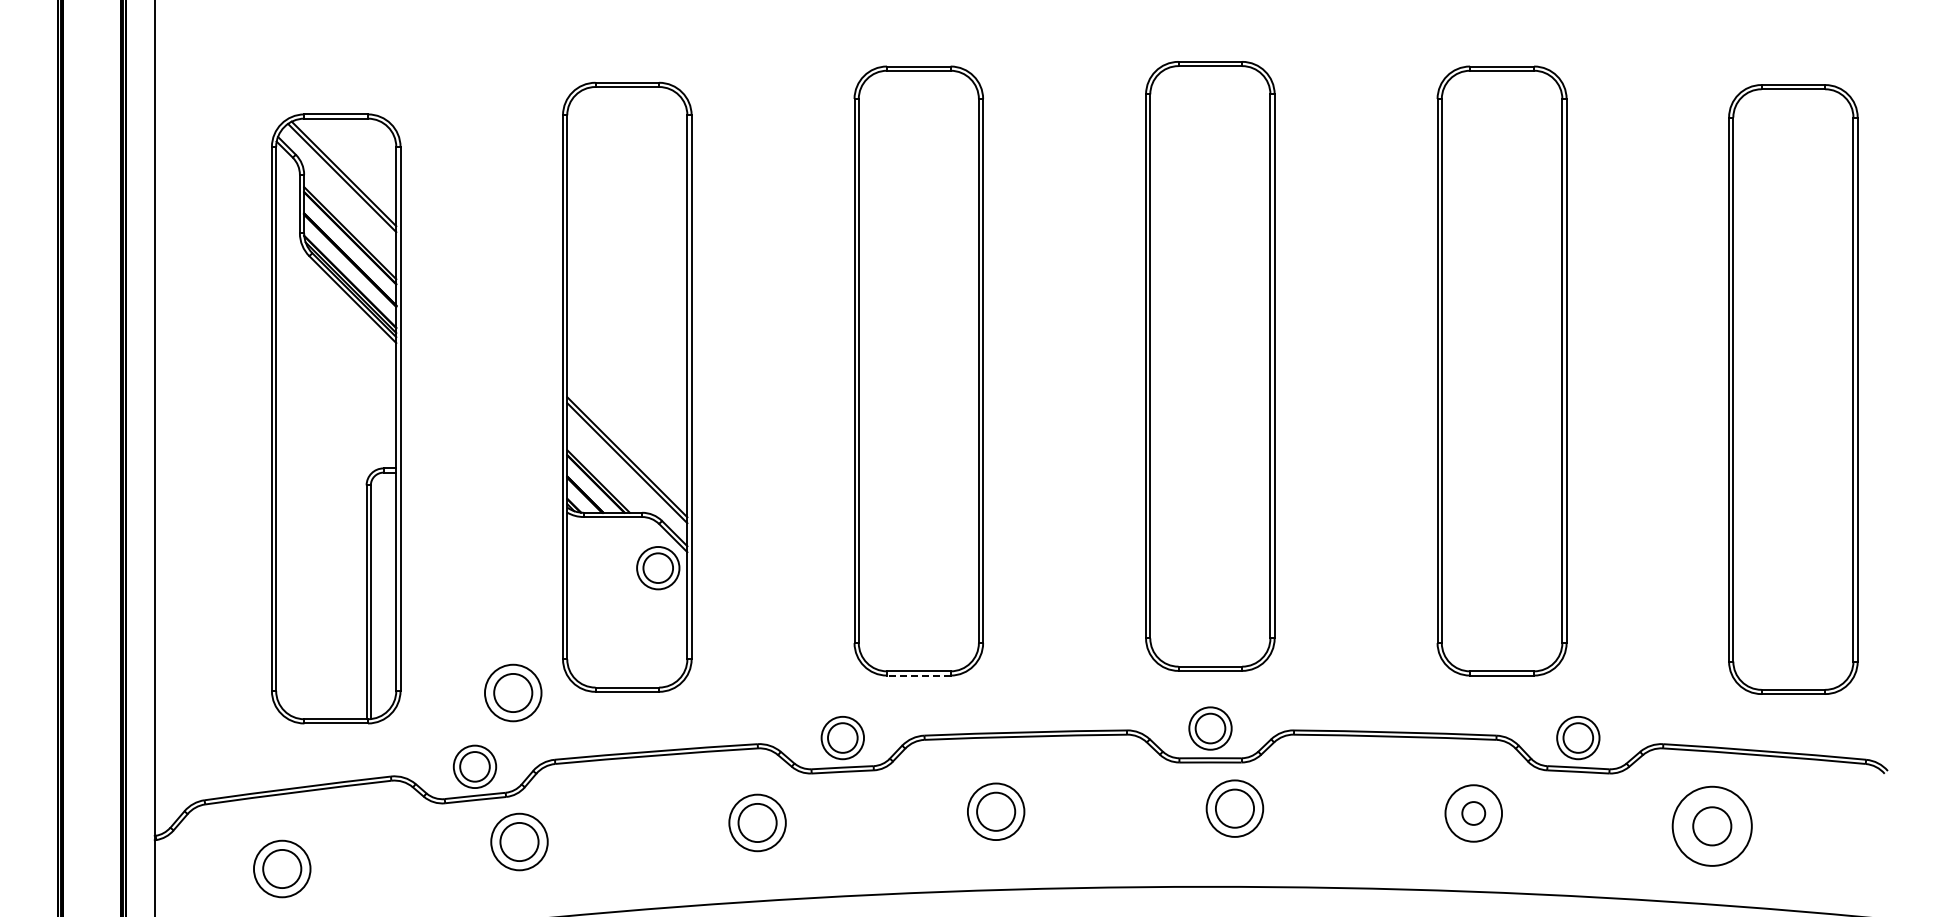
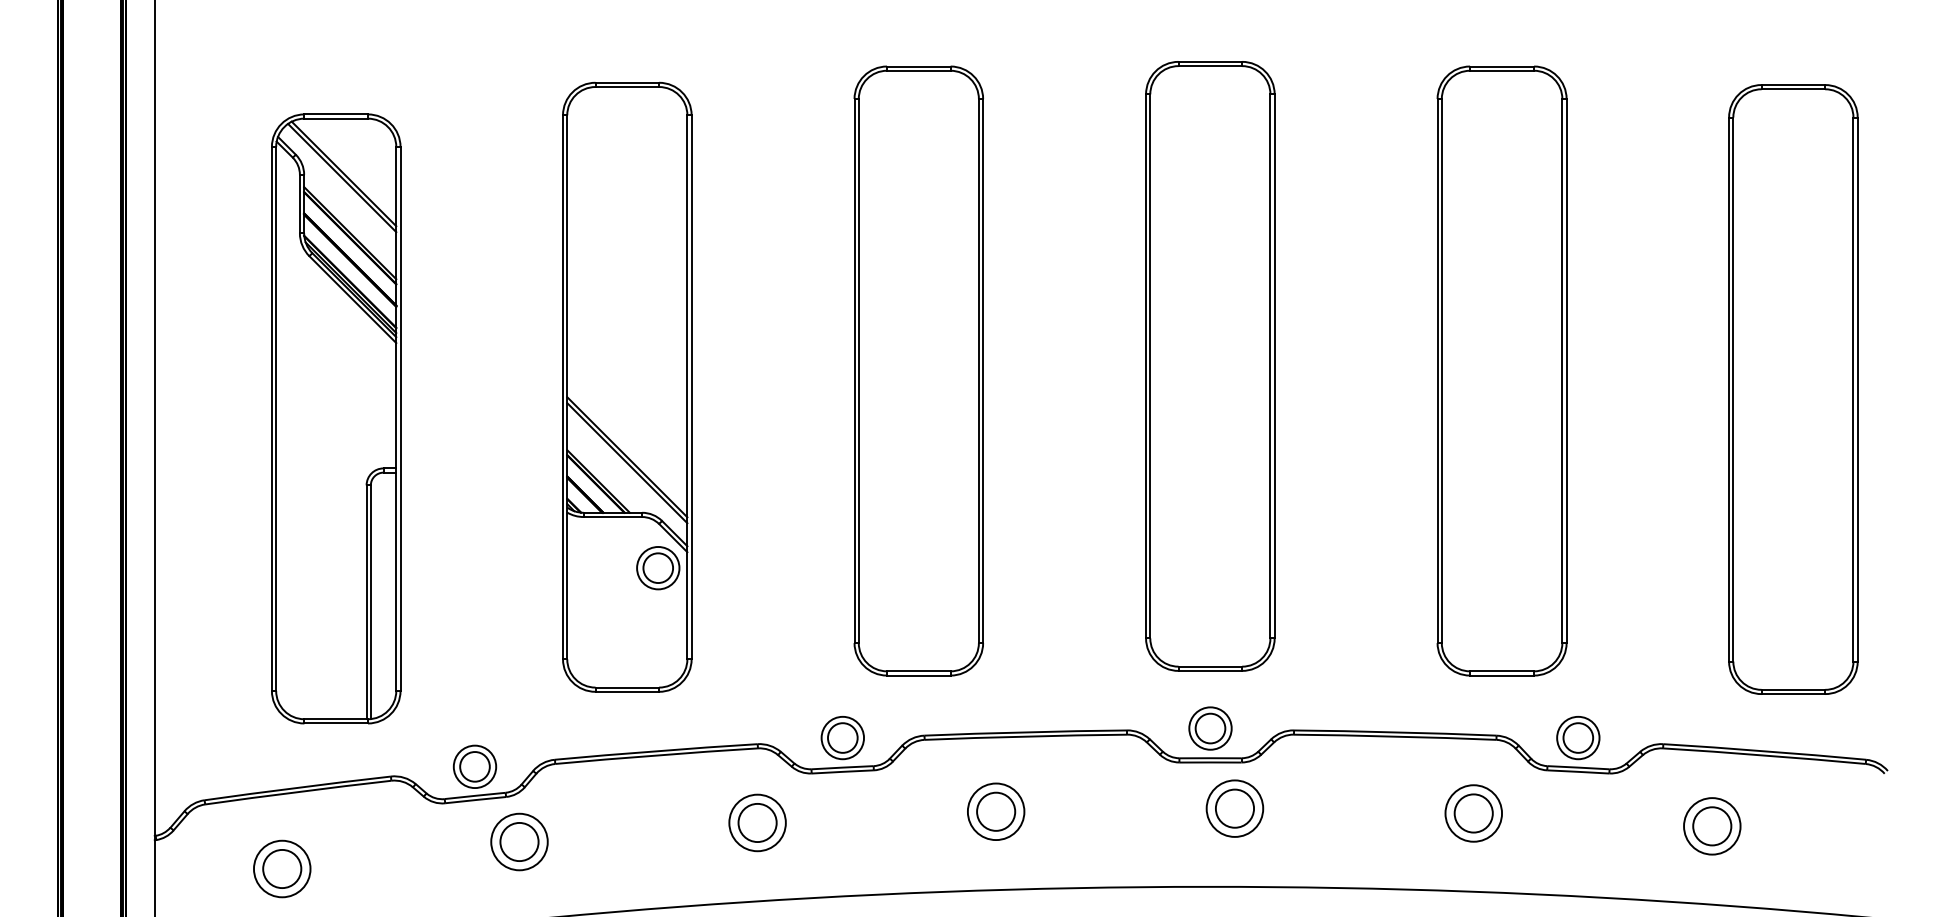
line: dashed -> solid (918, 675)
part: present -> none (513, 692)
circle diameter: 23 px -> 38 px (1473, 813)
circle diameter: 79 px -> 57 px (1712, 826)
